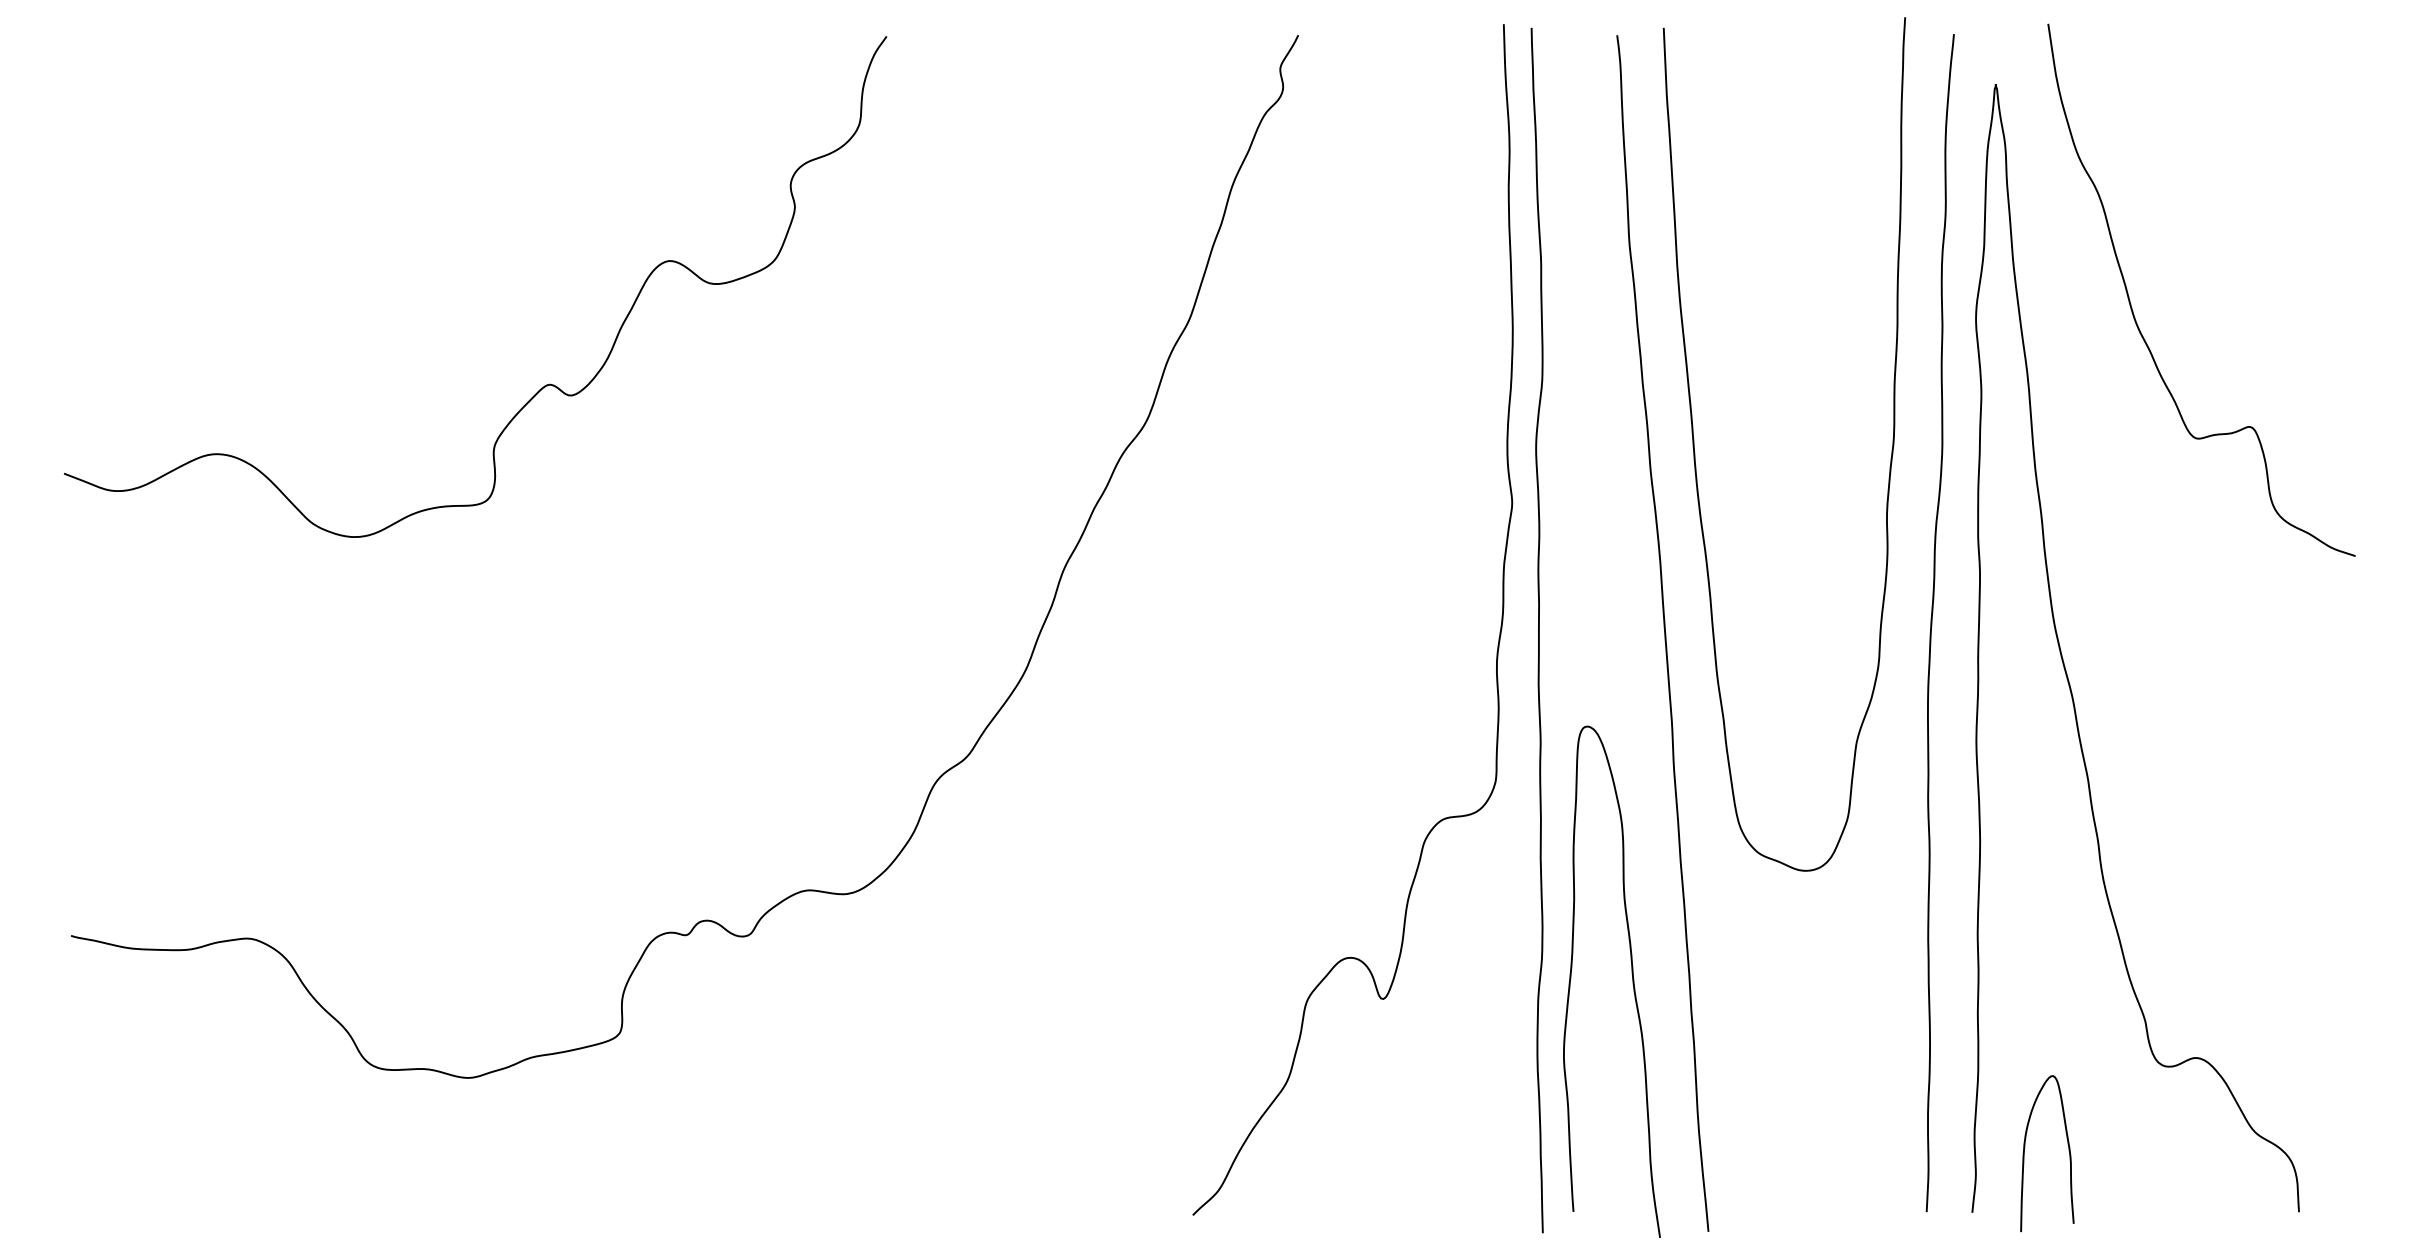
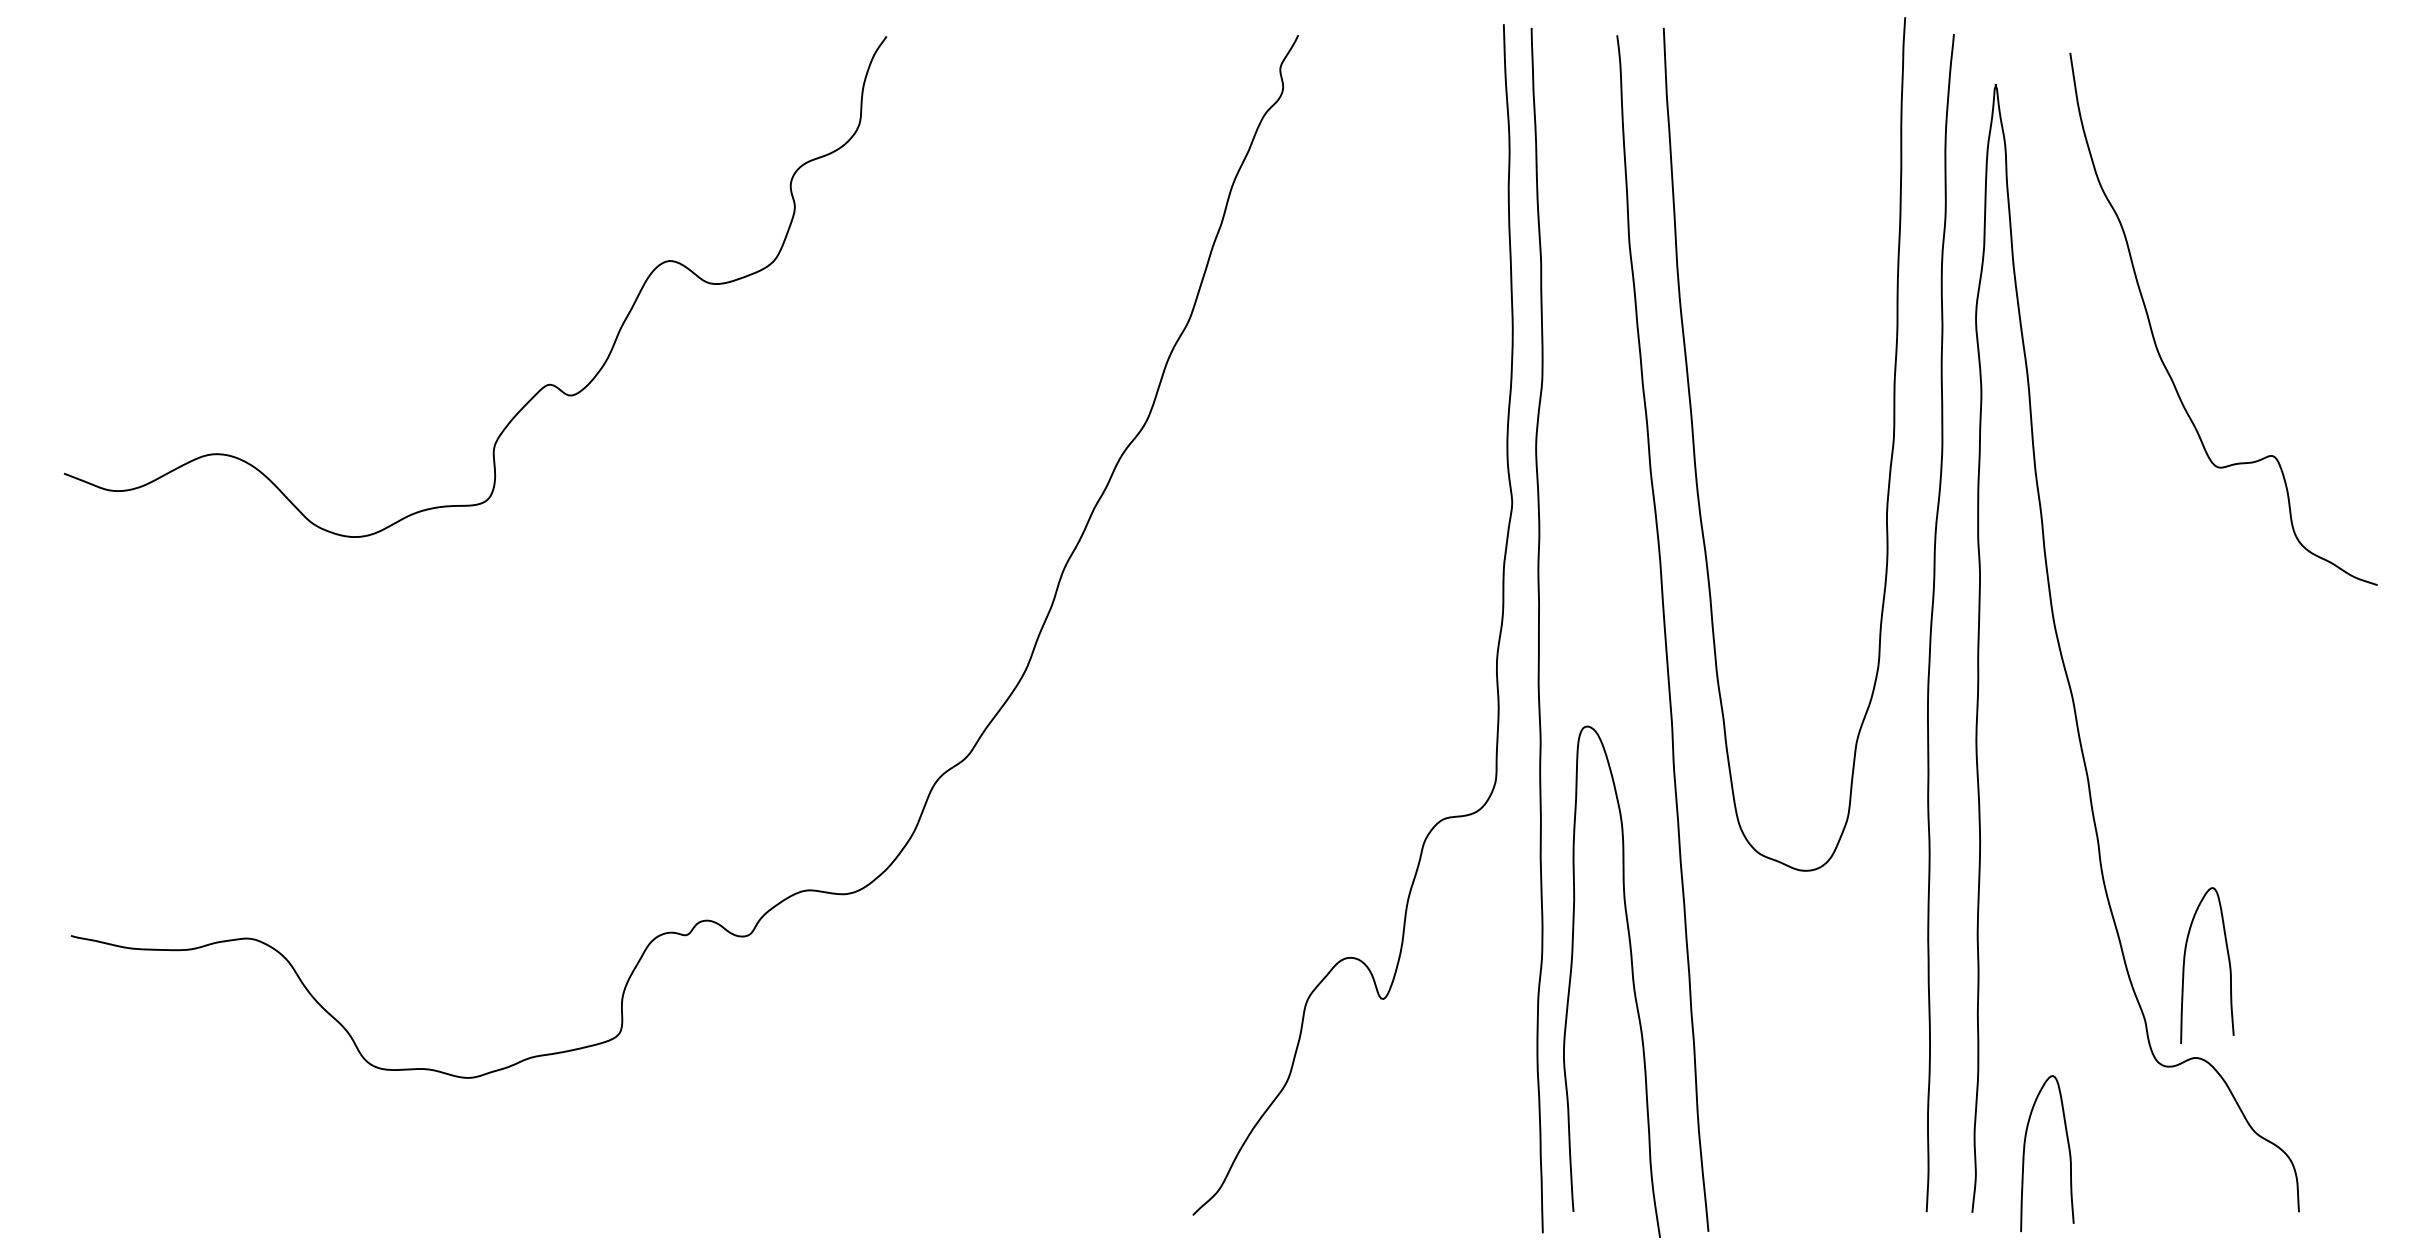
curve position: (2132, 307) -> (2154, 336) (2154, 336)
curve: none -> present (2228, 963)
